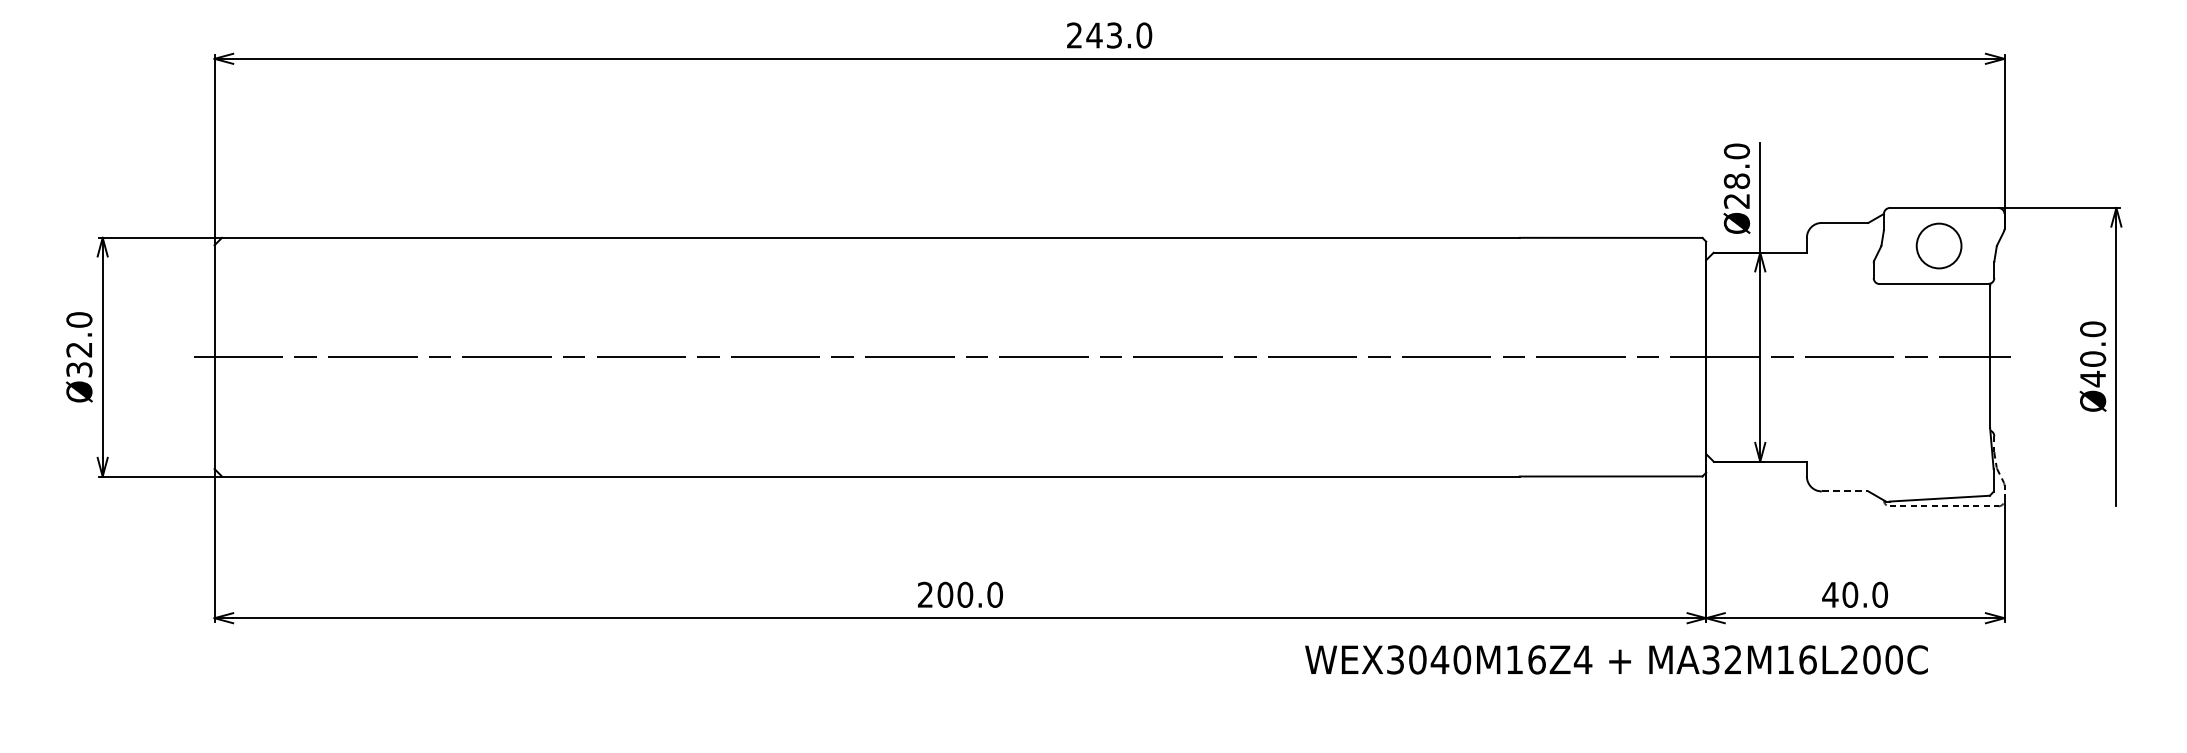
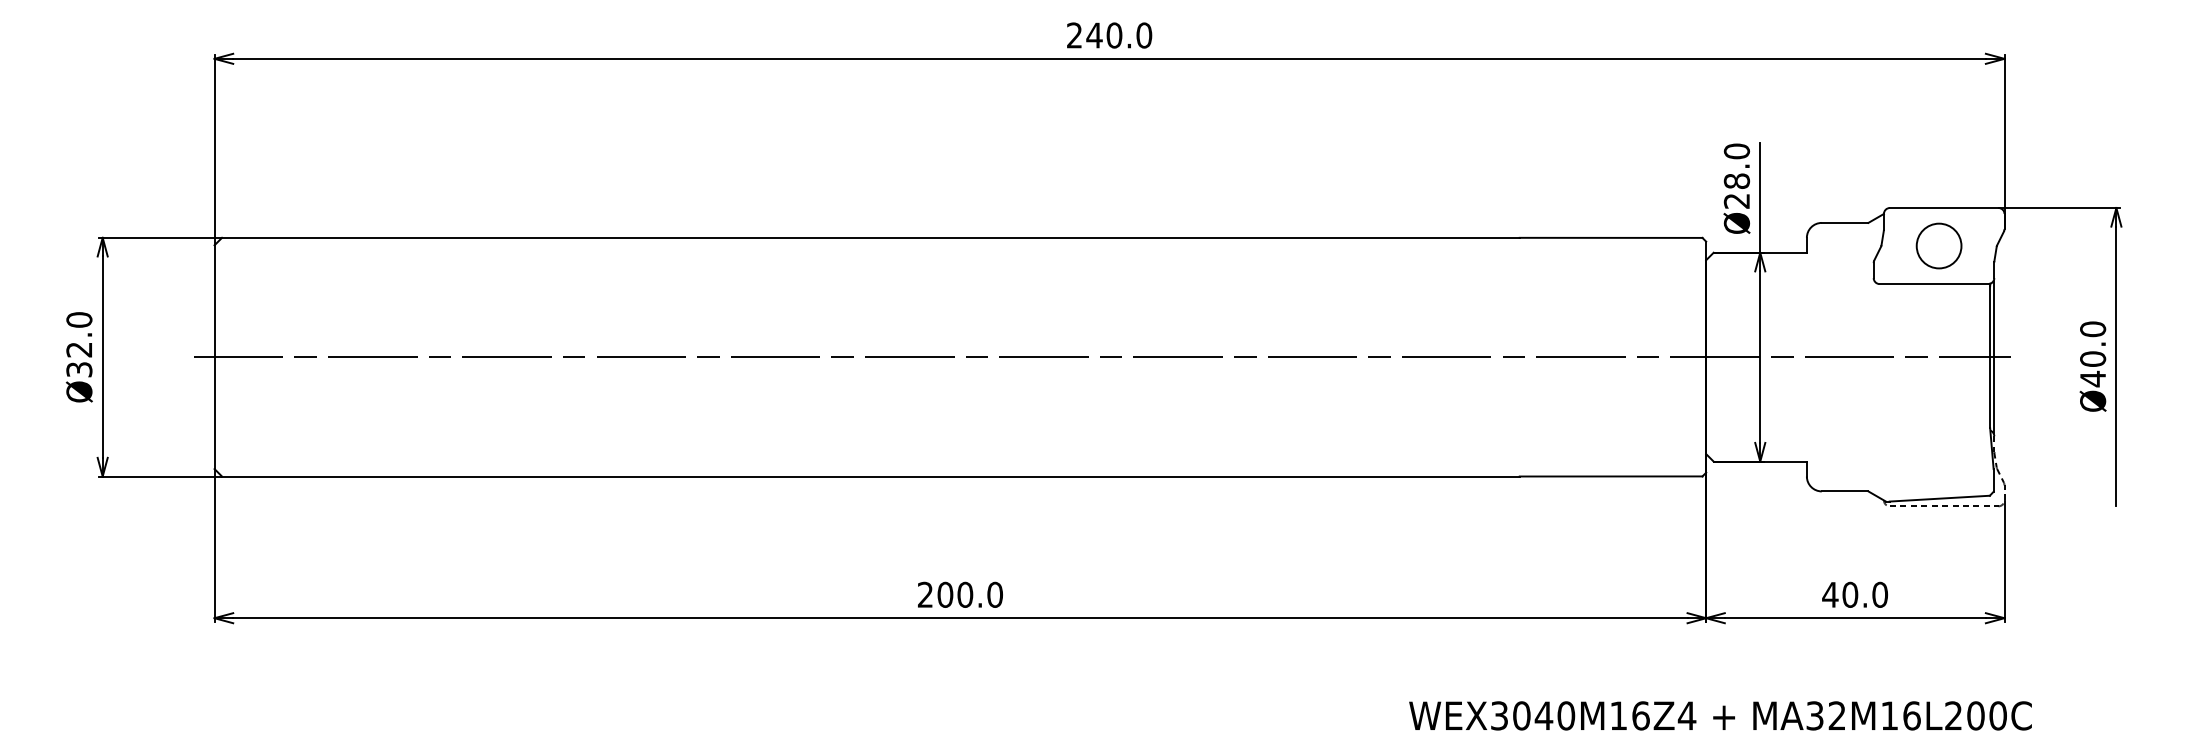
text: 243.0 -> 240.0 (1114, 35)
line: none -> present (1993, 356)
line: dashed -> solid (1845, 491)
text position: (1616, 659) -> (1720, 715) (1720, 715)
